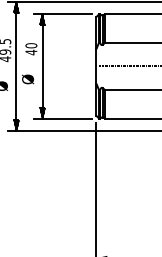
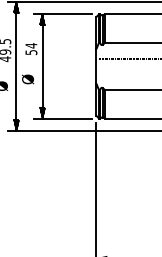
text: 40 -> 54 (31, 49)
line position: (127, 66) -> (127, 59) (127, 59)
